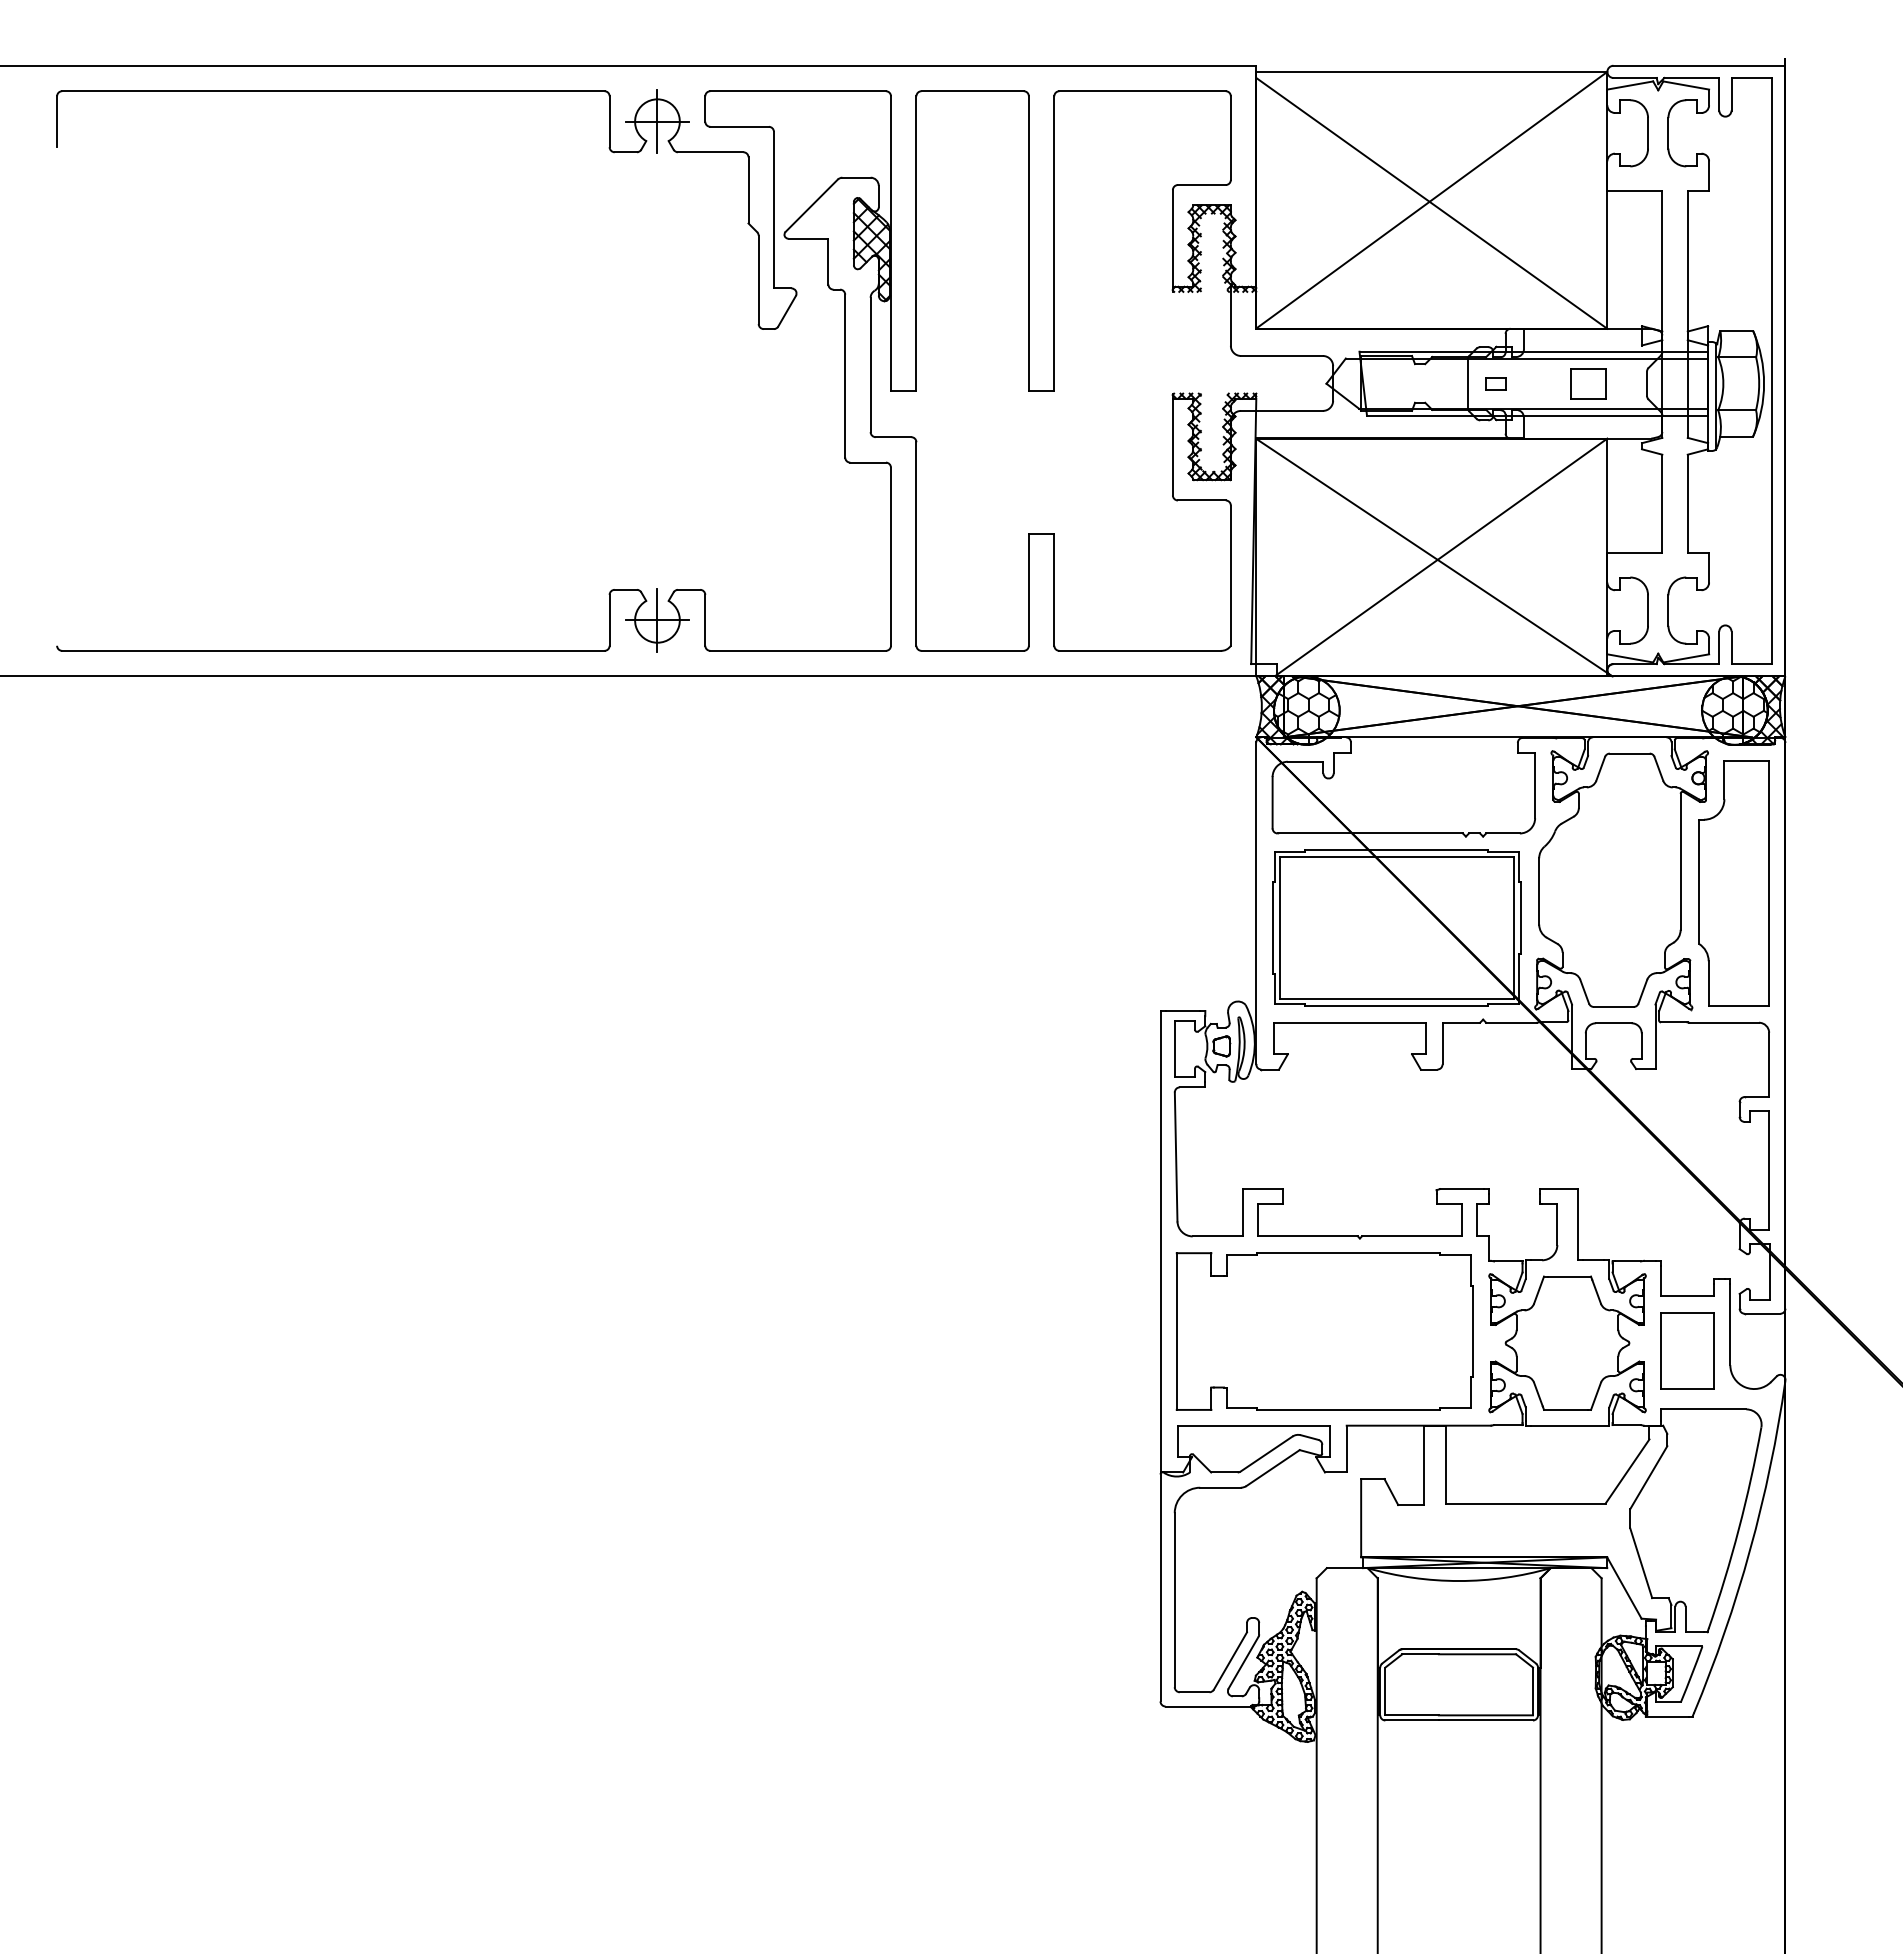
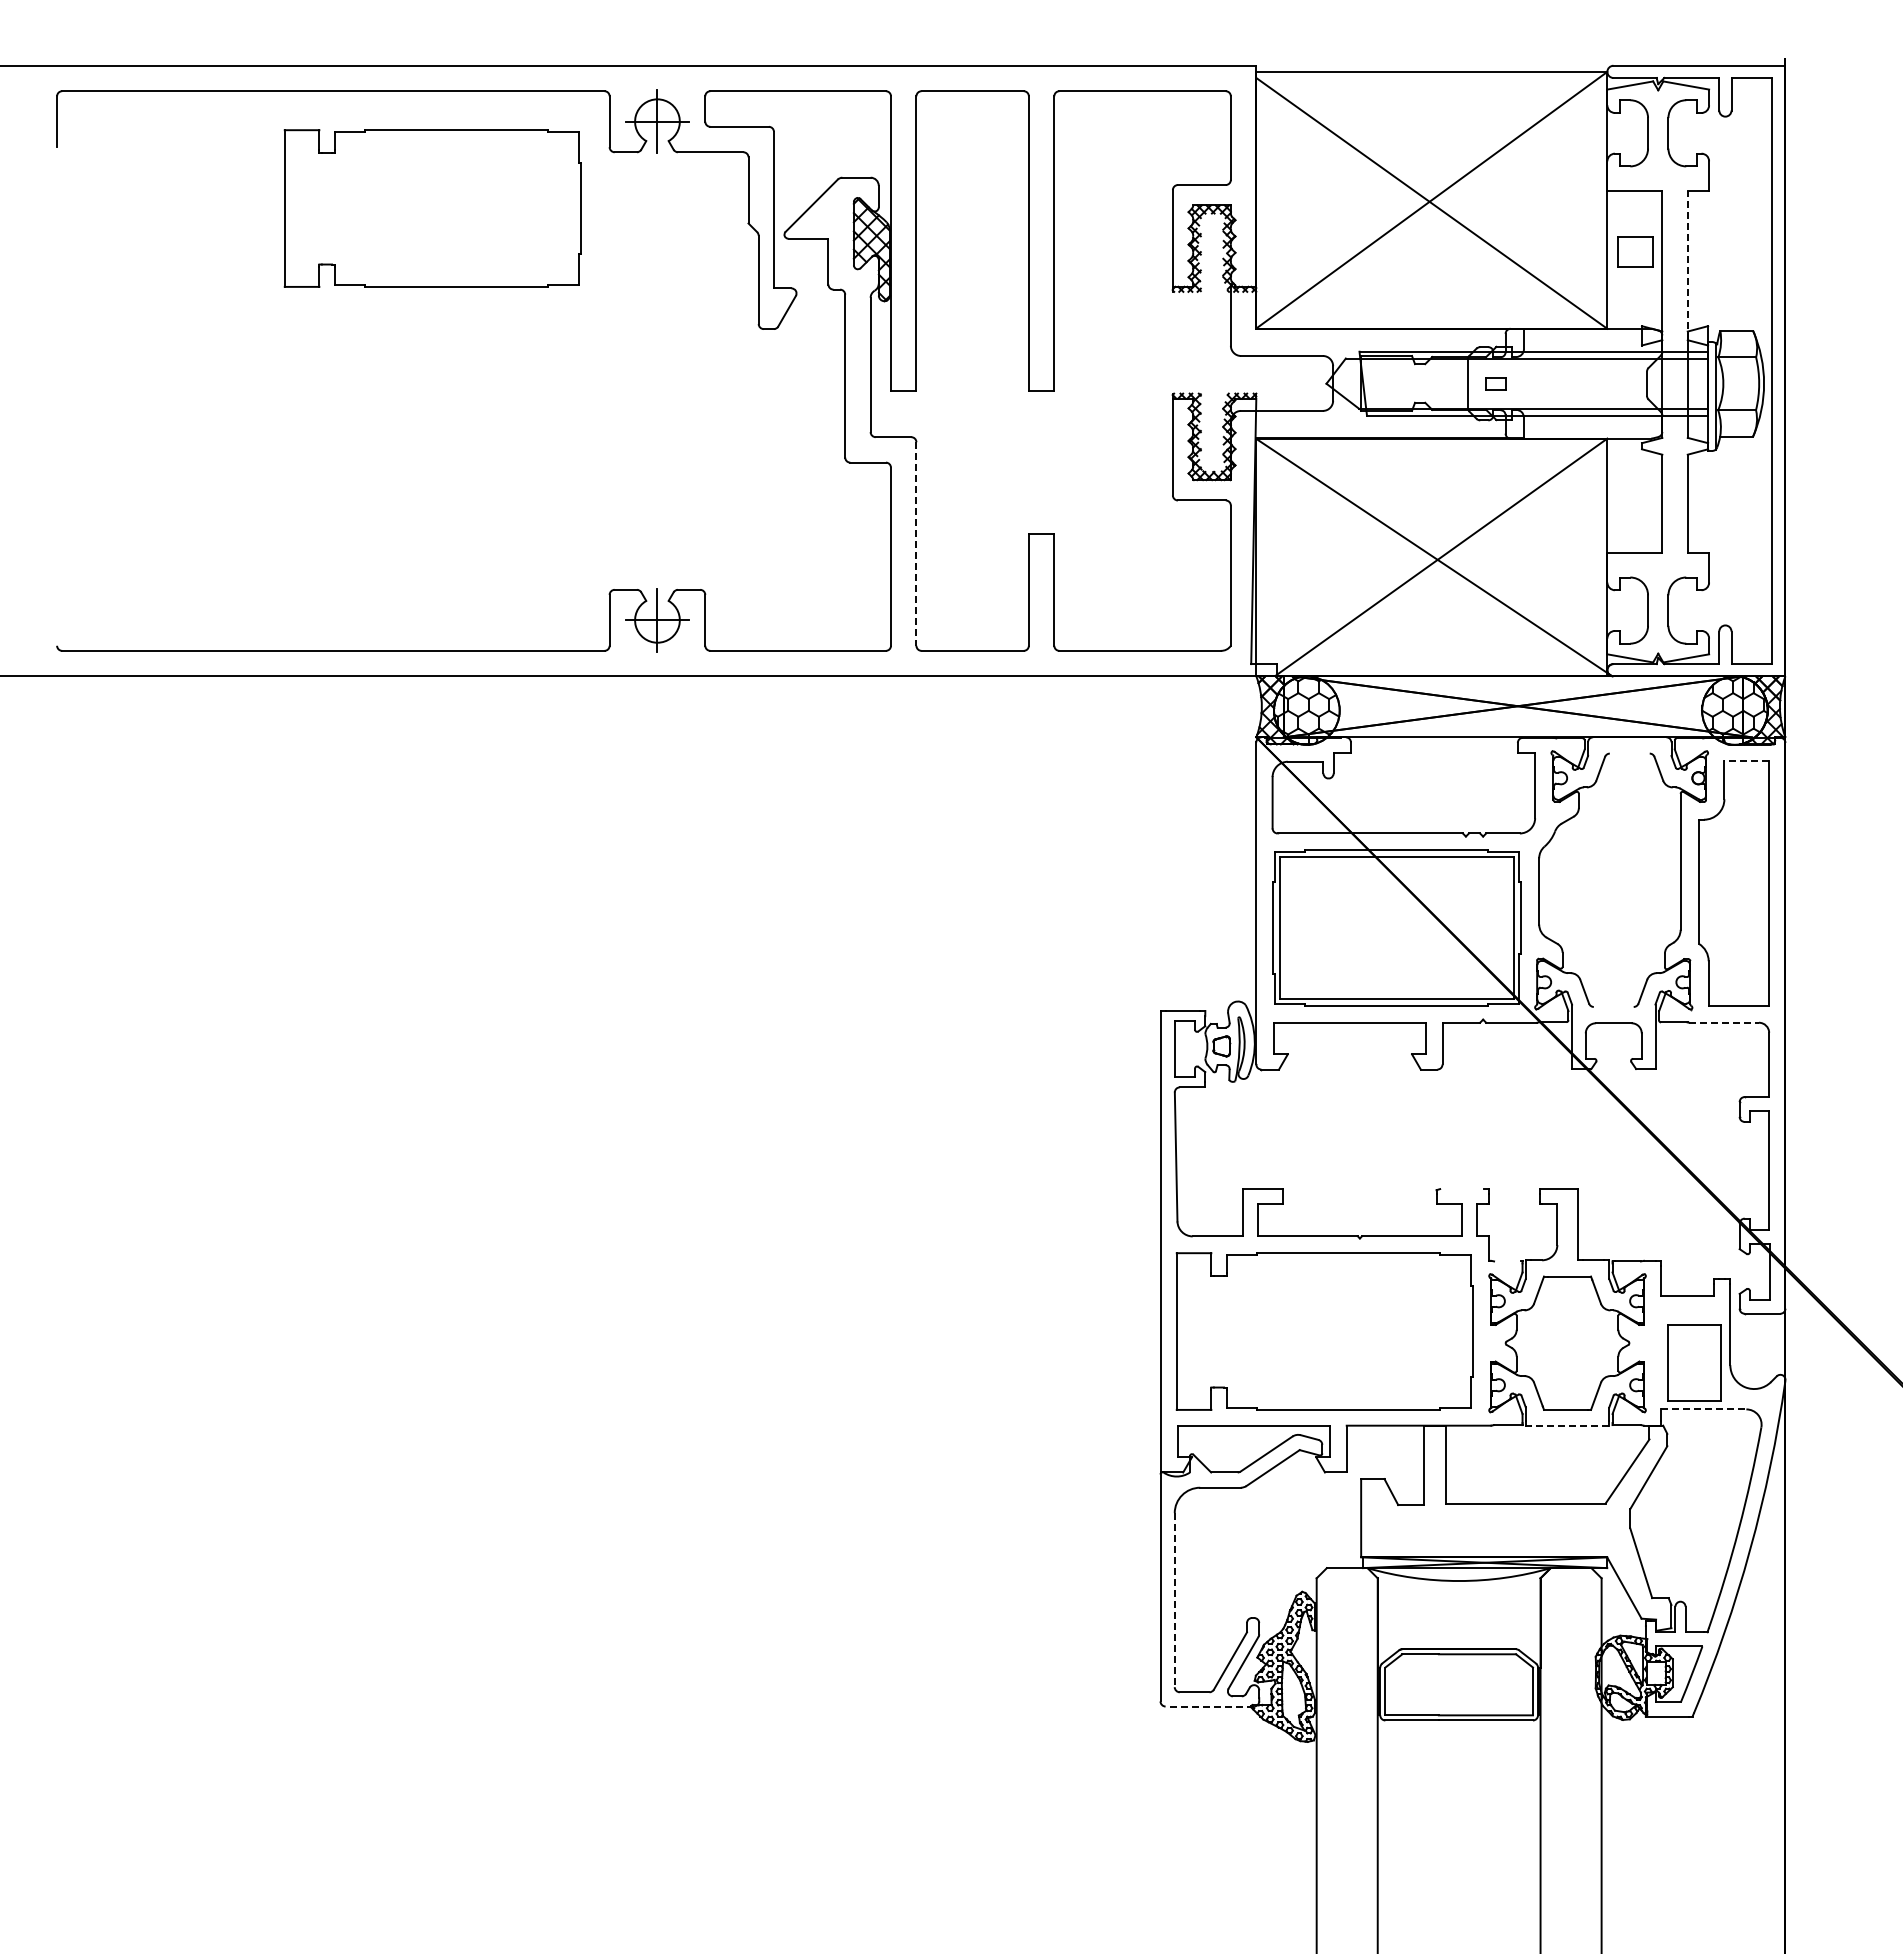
part: none -> present (432, 208)
line: solid -> dashed (1687, 265)
part position: (1588, 383) -> (1635, 251) (1635, 251)
line: solid -> dashed (916, 544)
line: present -> none (1629, 753)
line: solid -> dashed (1746, 761)
line: present -> none (1613, 1006)
line: solid -> dashed (1724, 1022)
line: present -> none (1462, 1189)
line: present -> none (1507, 1261)
part position: (1687, 1350) -> (1694, 1362) (1694, 1362)
line: solid -> dashed (1703, 1409)
line: solid -> dashed (1569, 1426)
line: solid -> dashed (1174, 1600)
line: solid -> dashed (1209, 1706)
